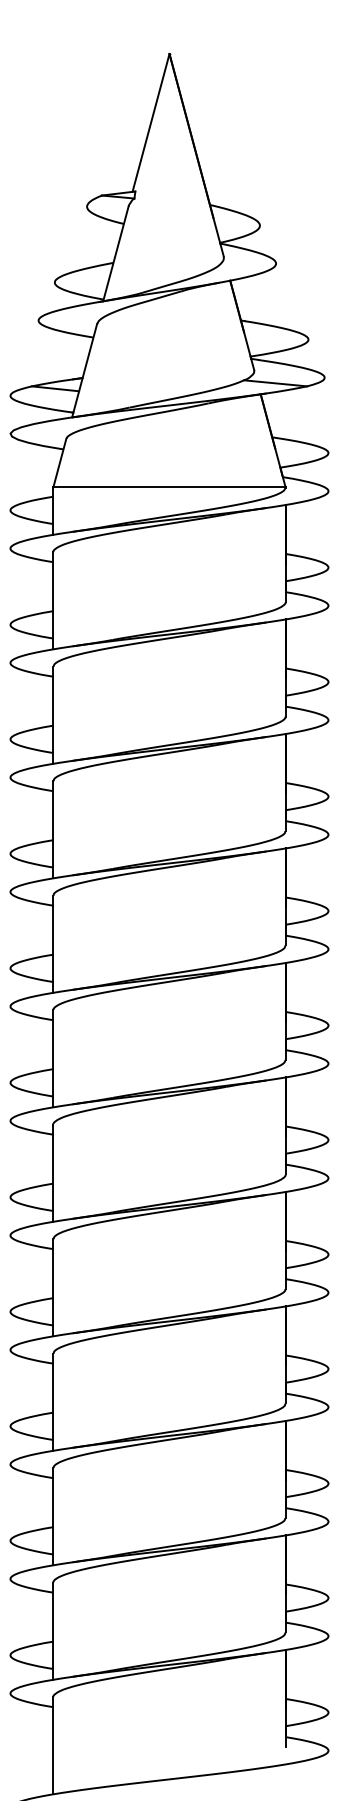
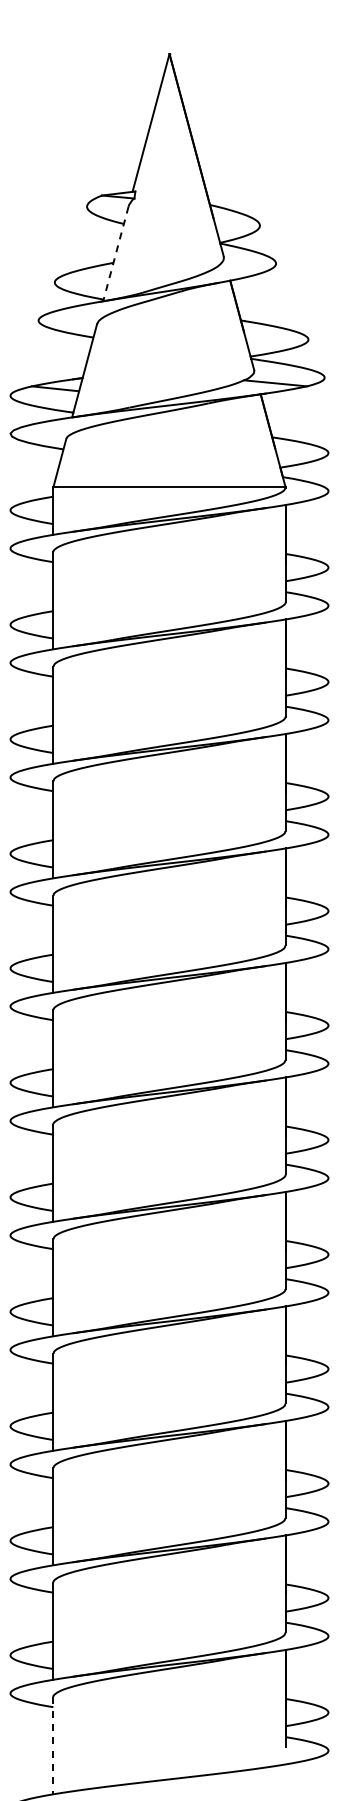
line: solid -> dashed (115, 254)
line: solid -> dashed (53, 1745)
